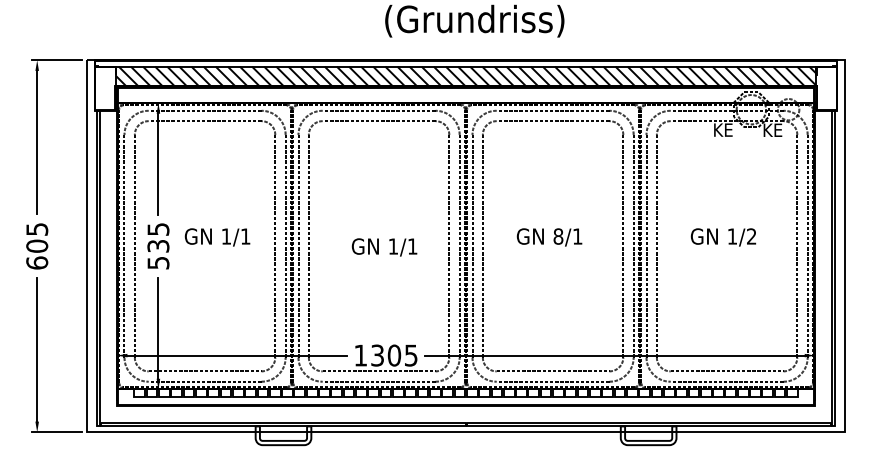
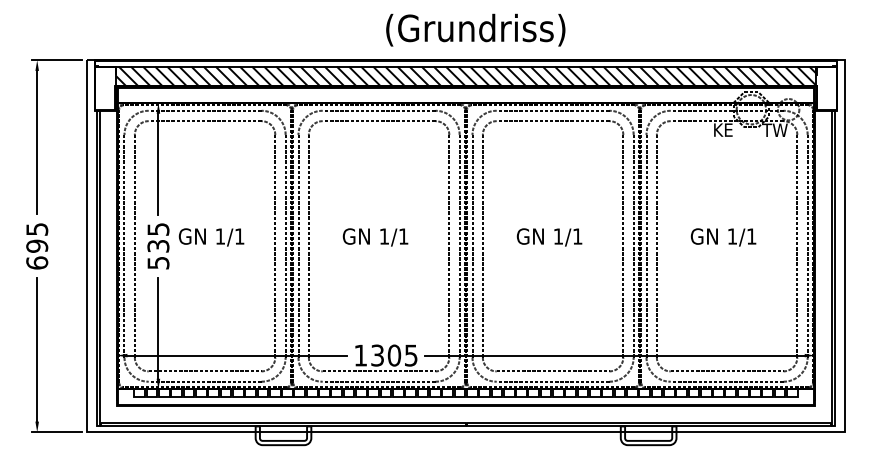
text position: (474, 20) -> (475, 29) (475, 29)
text: KE -> TW (774, 129)
text: 8/1 -> 1/1 (558, 236)
text: 1/2 -> 1/1 (751, 236)
text position: (217, 237) -> (211, 237) (211, 237)
text: 605 -> 695 (37, 245)
text position: (384, 247) -> (375, 237) (375, 237)
